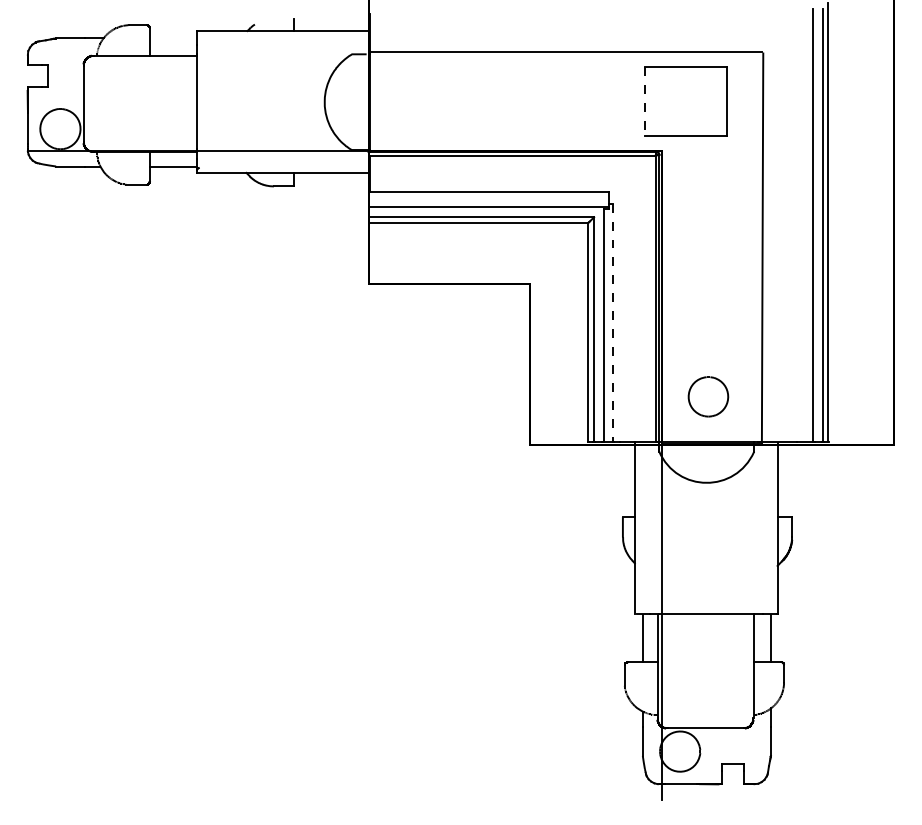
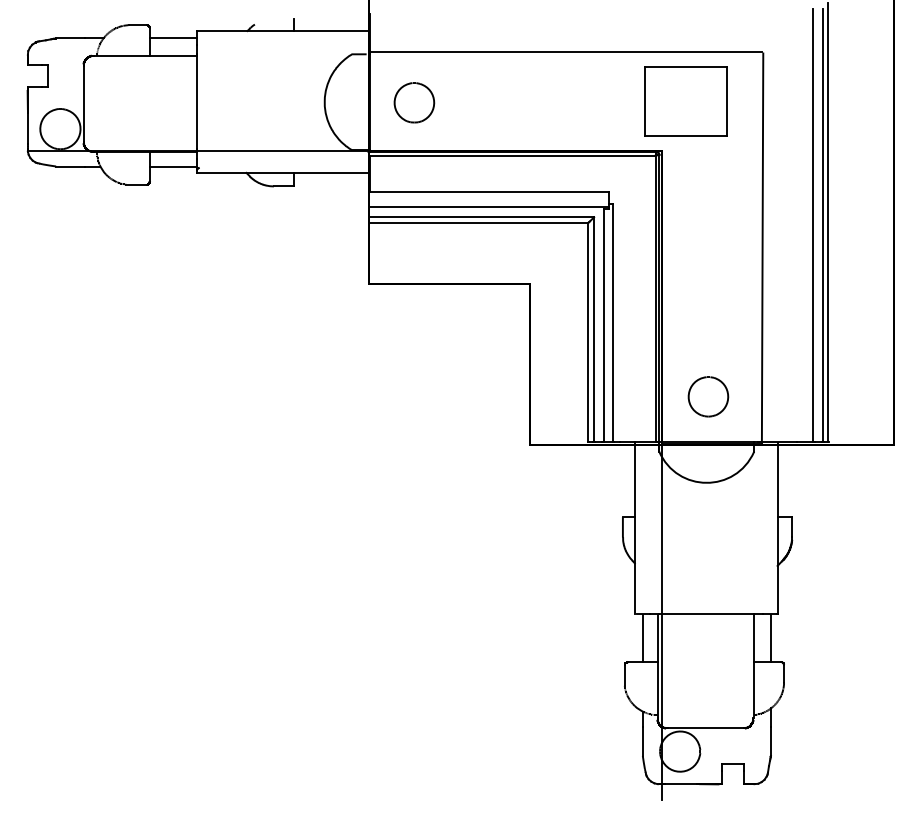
line: none -> present (173, 38)
line: dashed -> solid (644, 101)
part: none -> present (414, 102)
line: dashed -> solid (613, 323)
